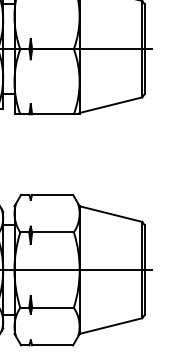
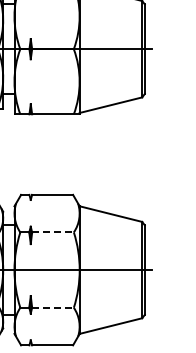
line: solid -> dashed (53, 232)
line: solid -> dashed (53, 307)
